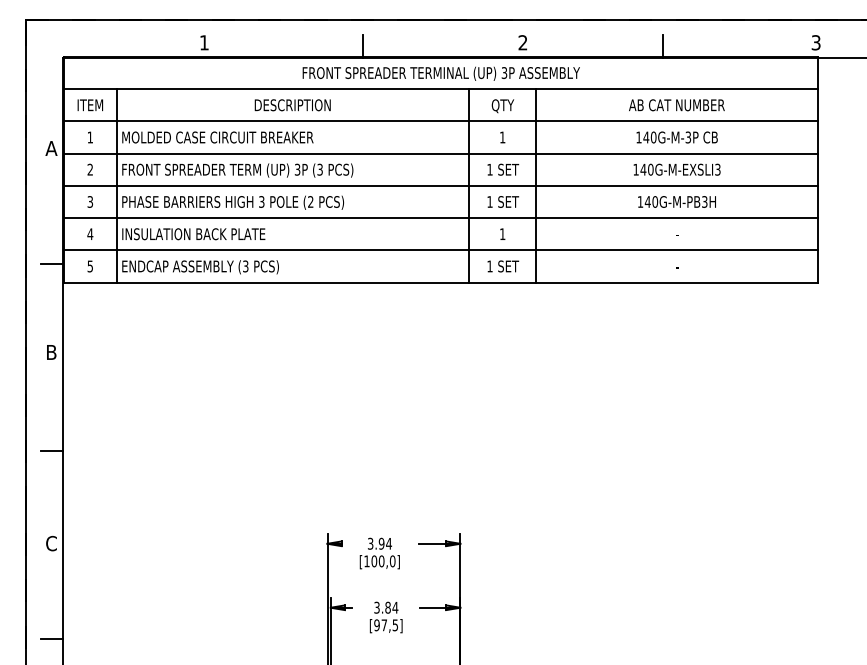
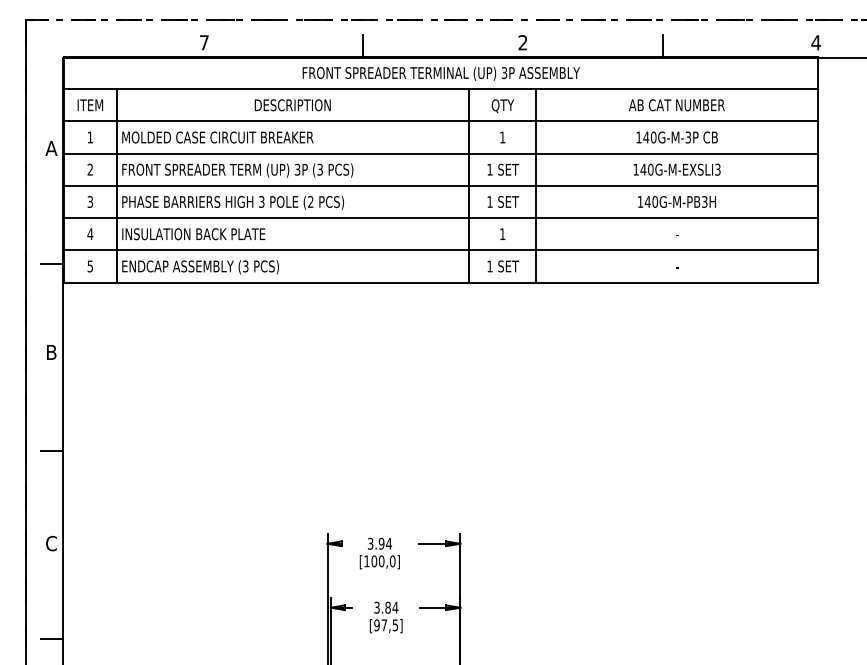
line: solid -> dashed (446, 20)
text: 1 -> 7 (204, 42)
text: 3 -> 4 (815, 42)
